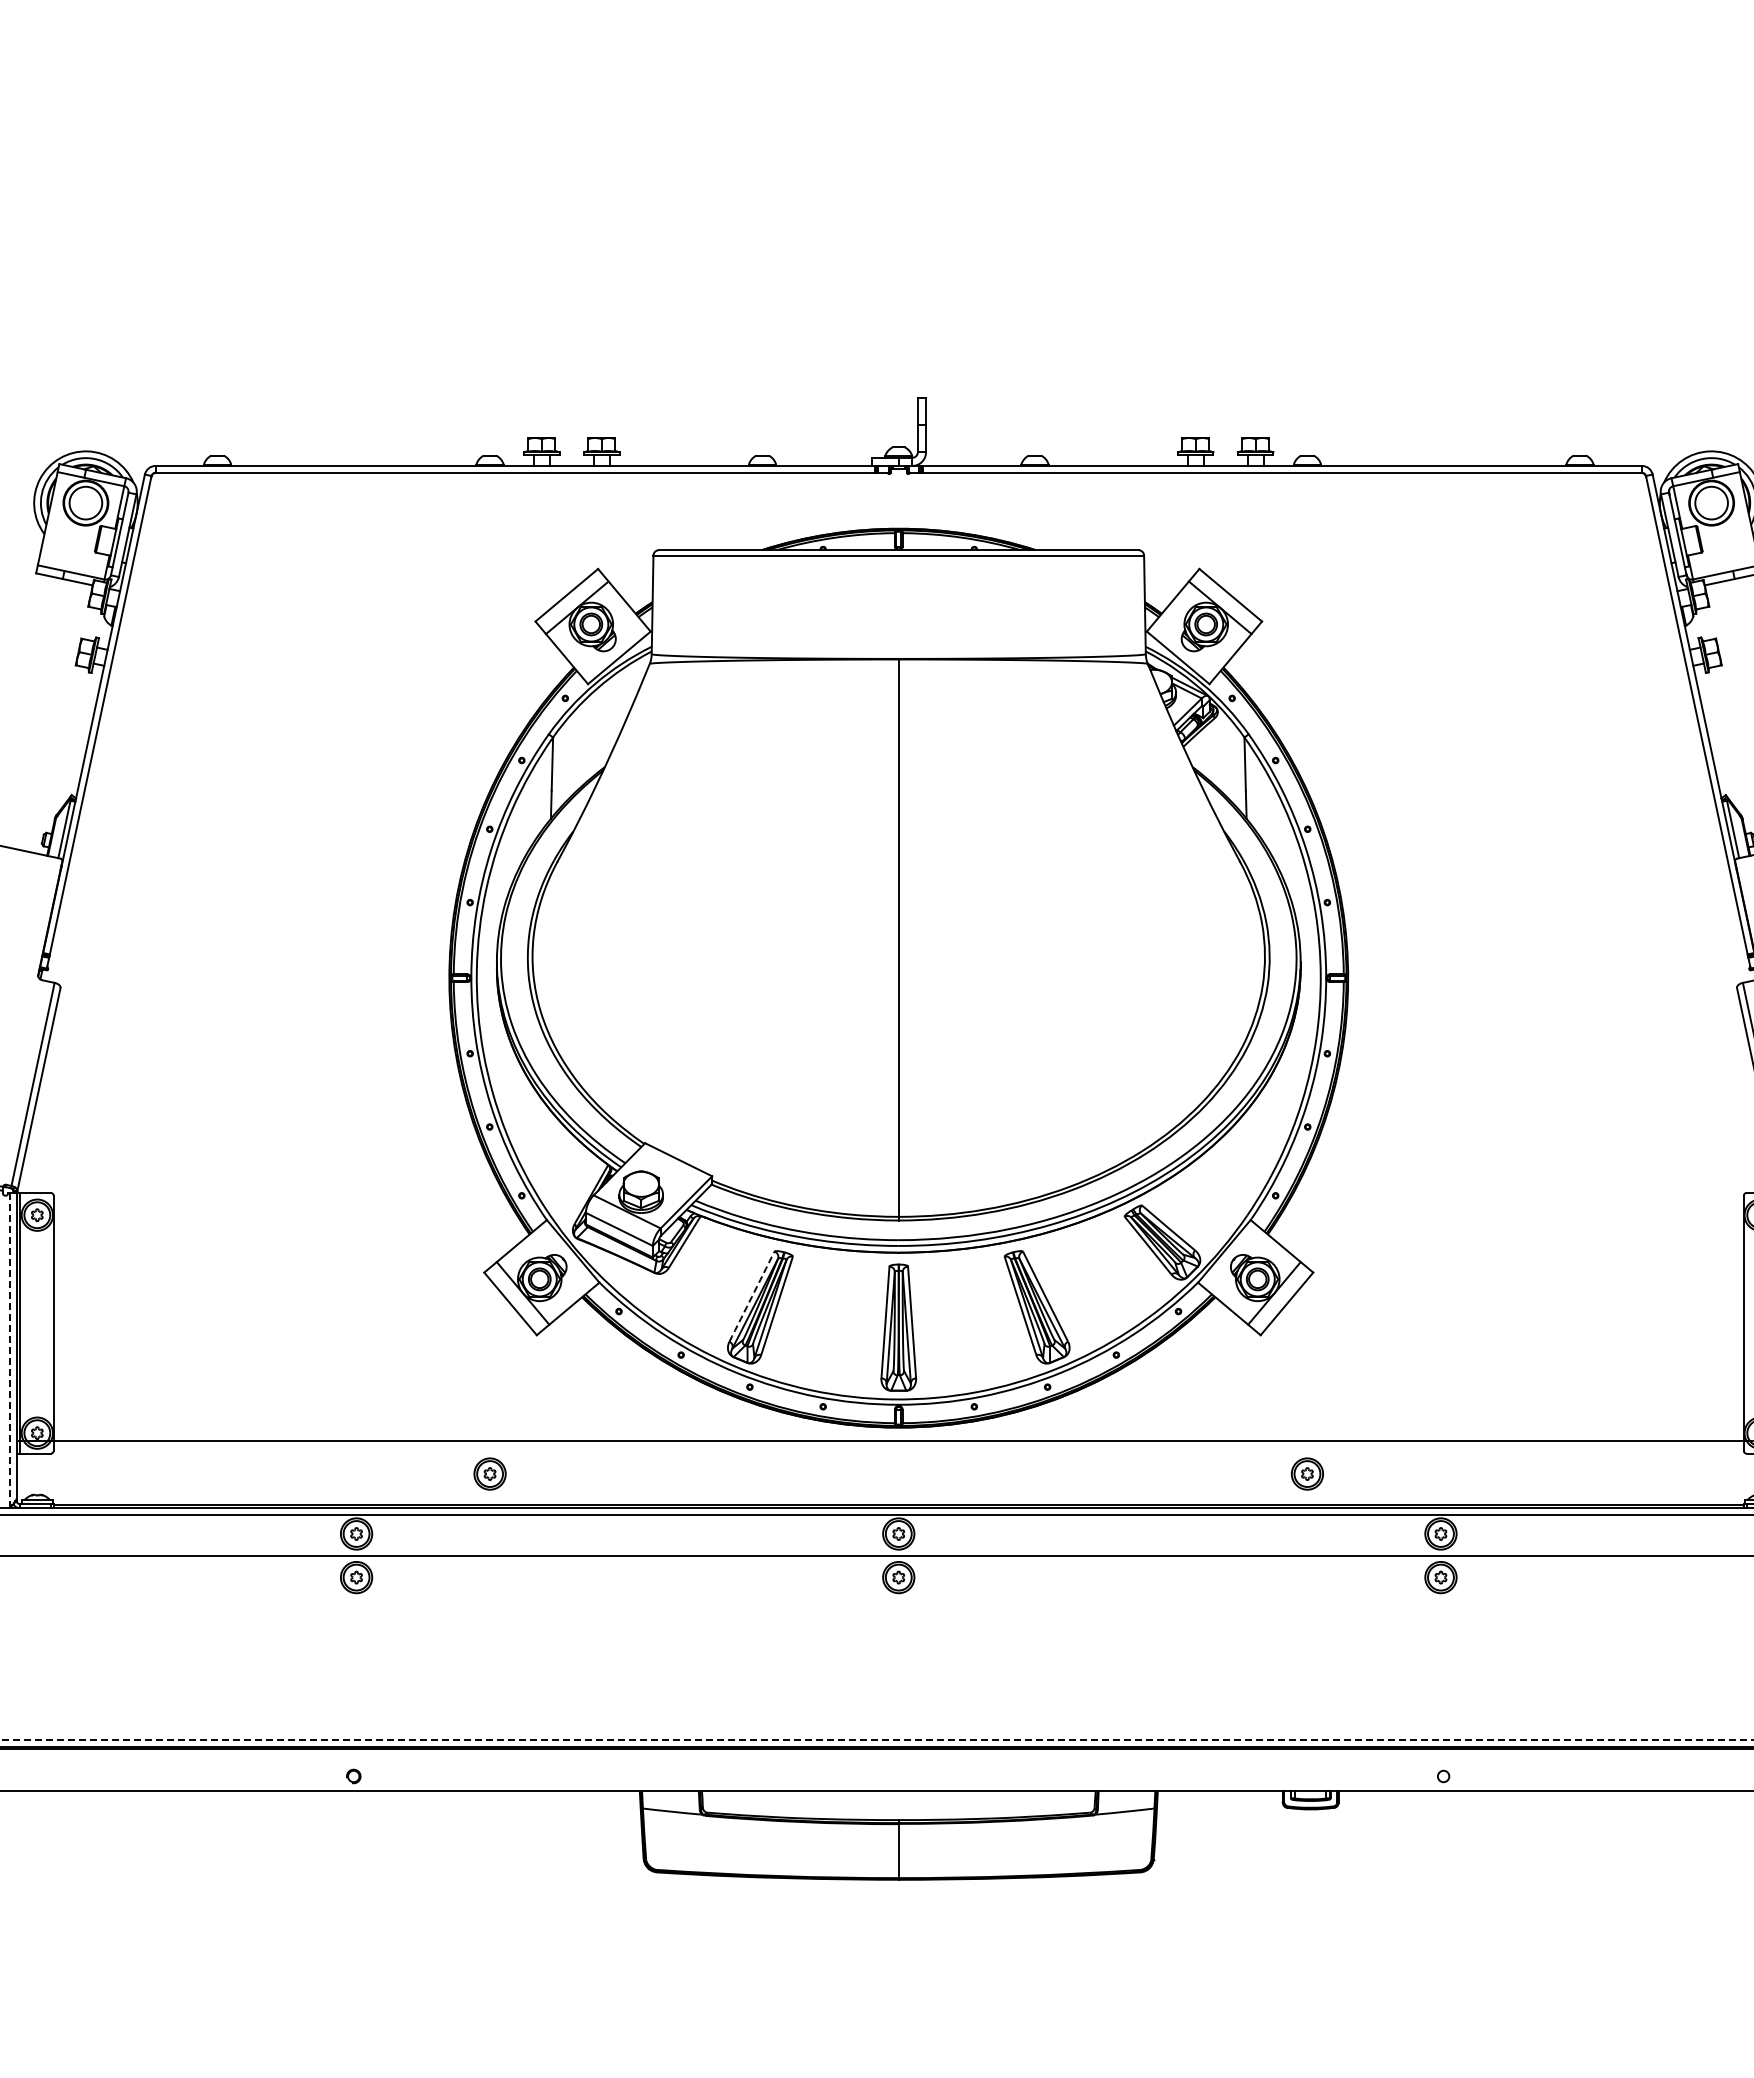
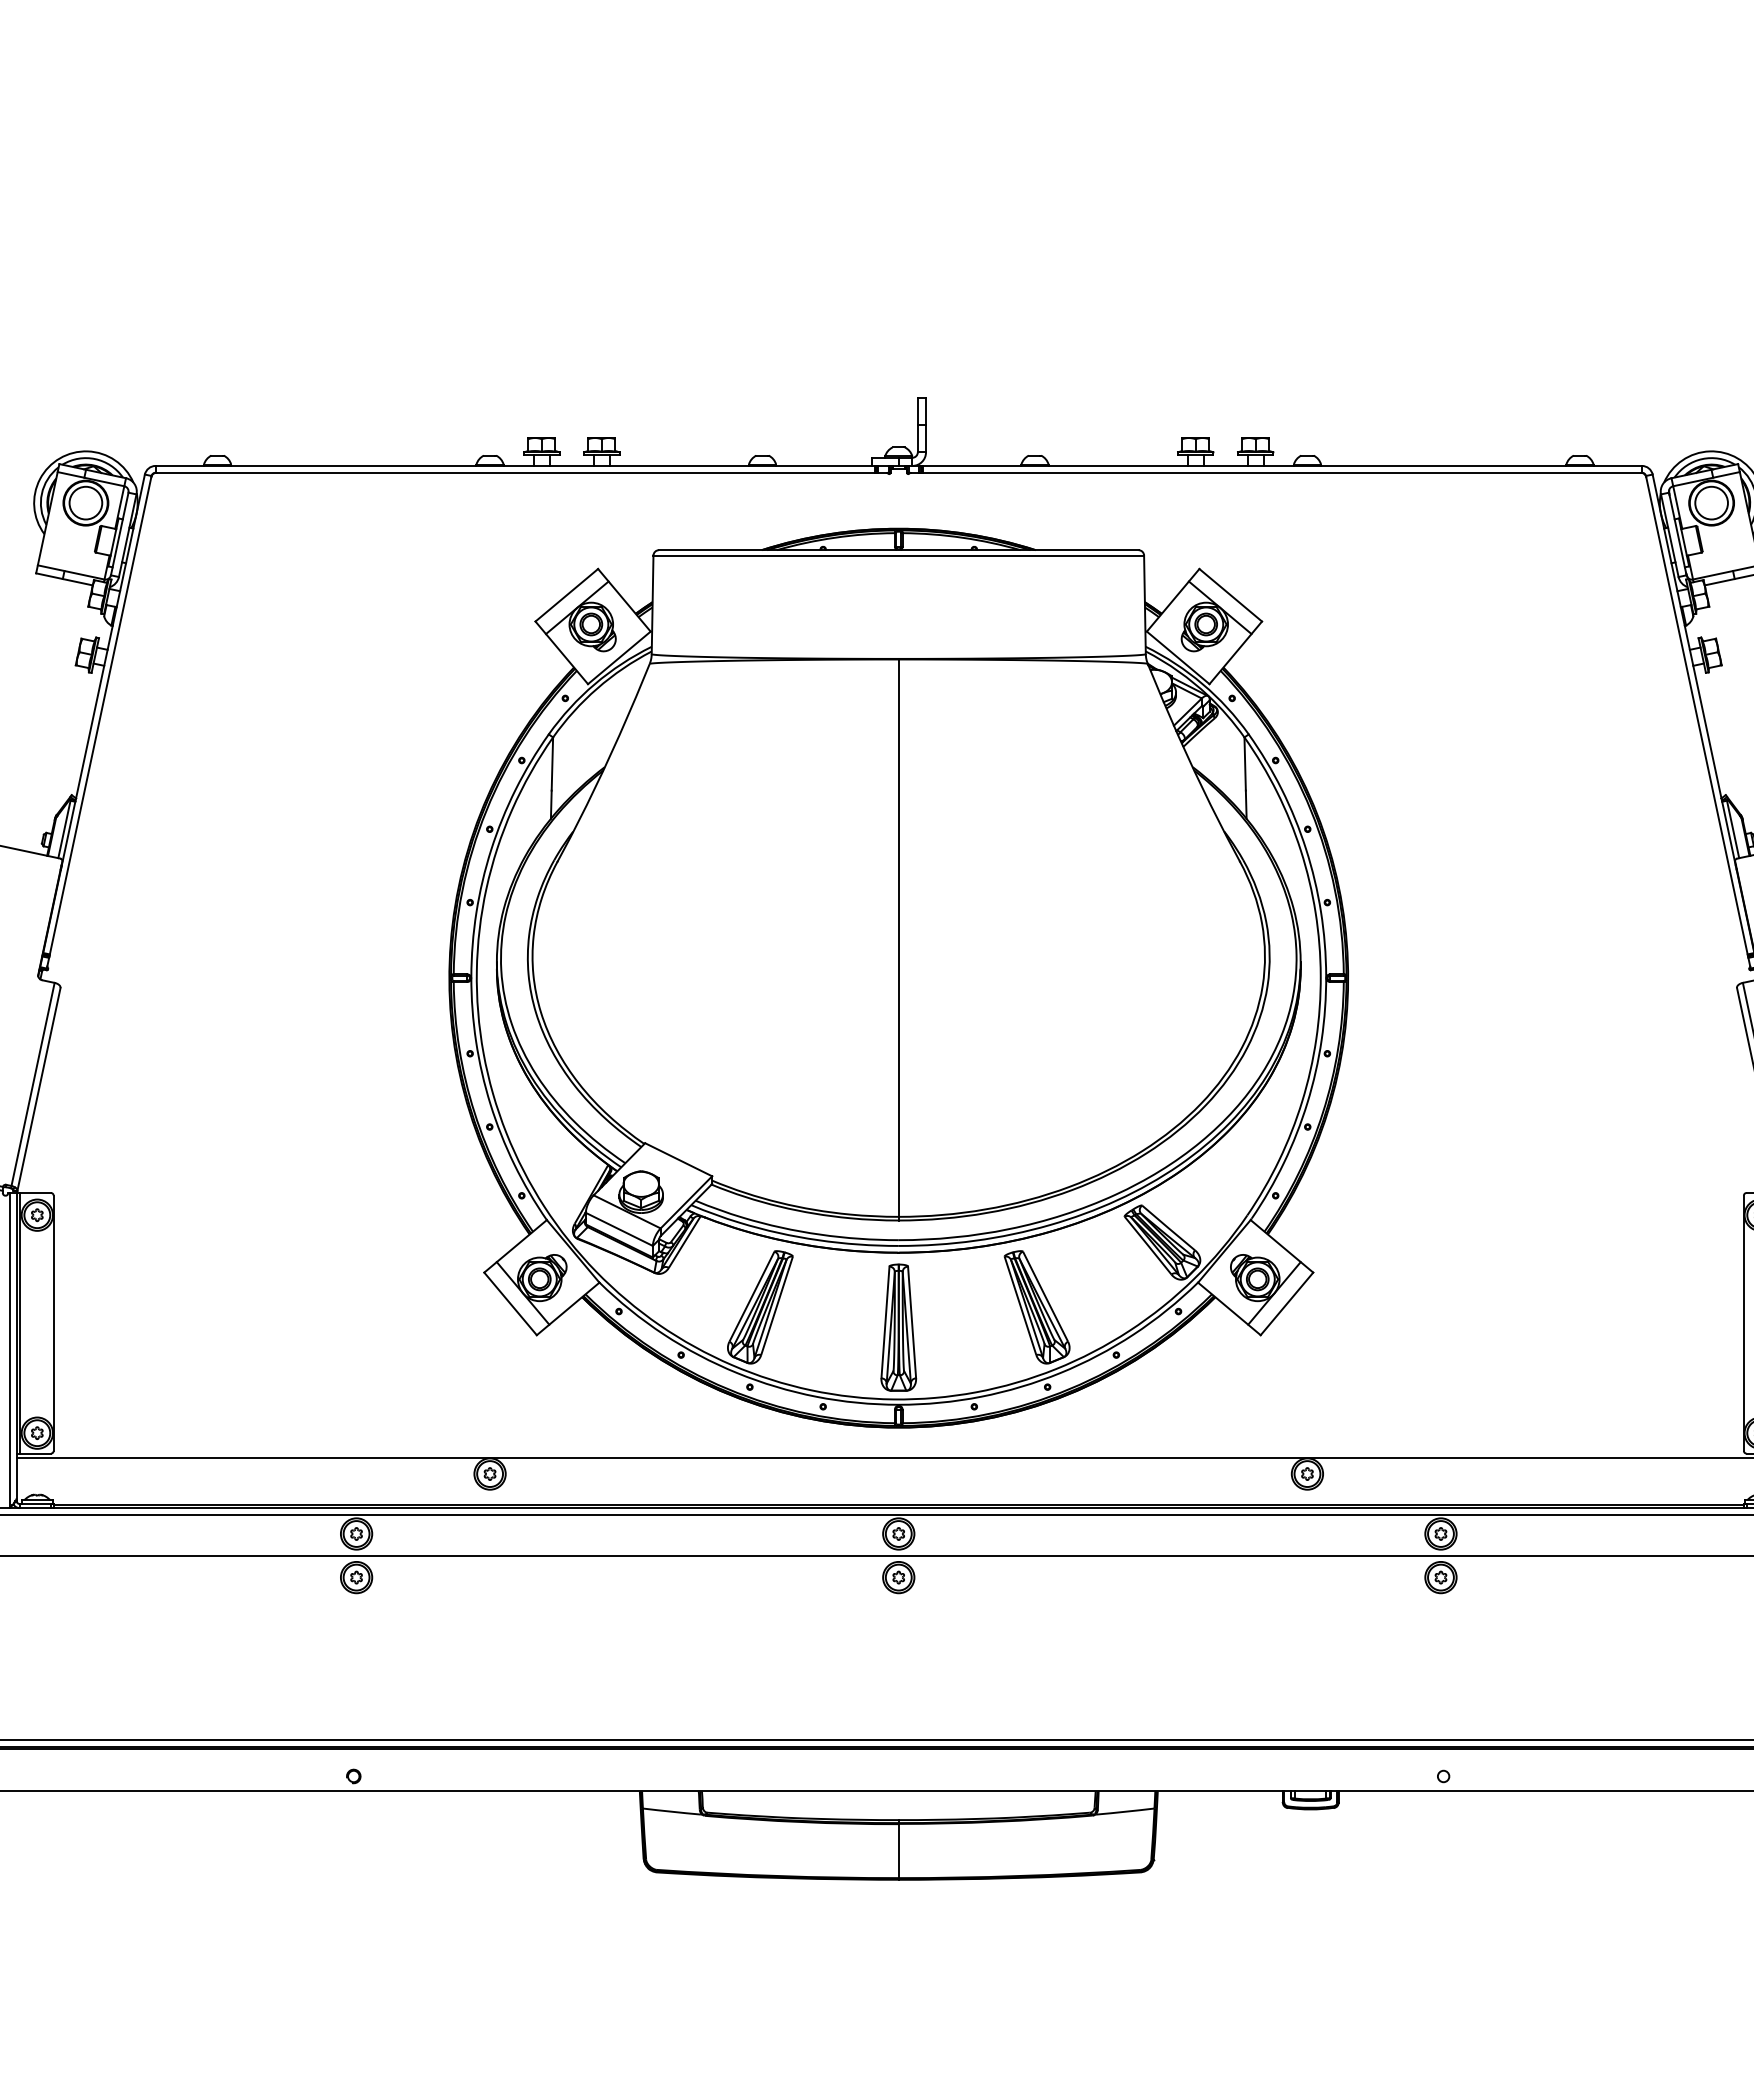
arc: dashed -> solid (752, 1296)
line: dashed -> solid (10, 1350)
line position: (883, 1440) -> (883, 1457) (883, 1457)
line: dashed -> solid (877, 1739)
